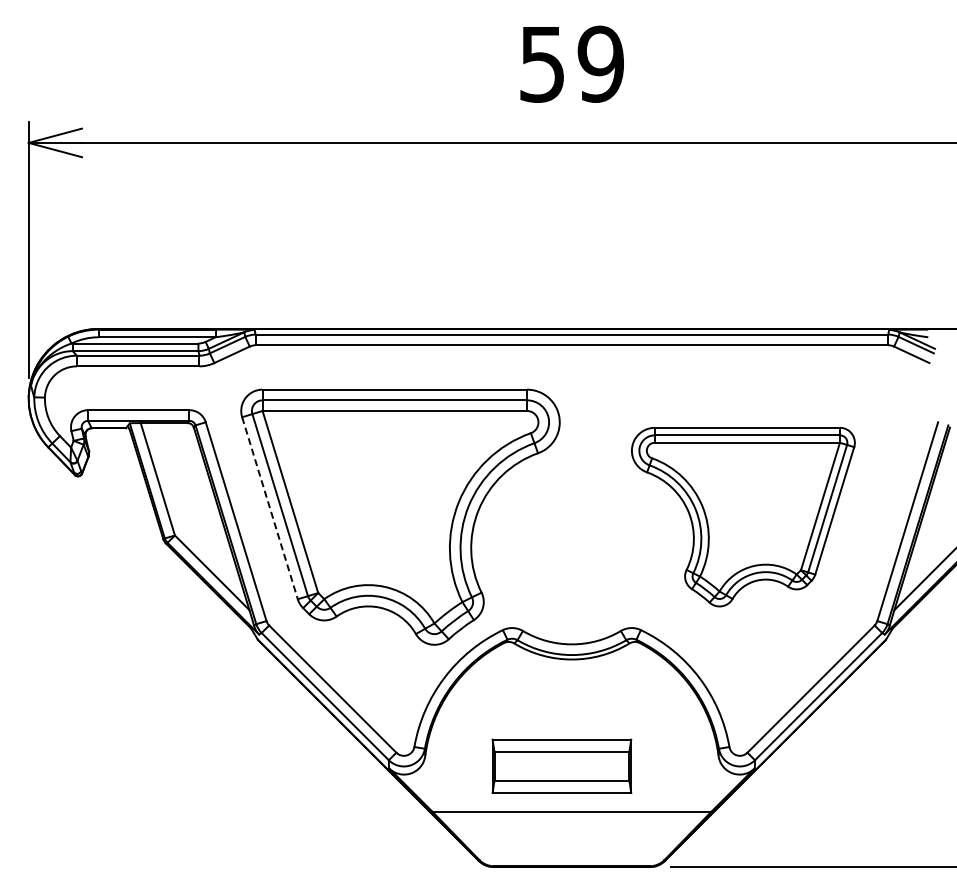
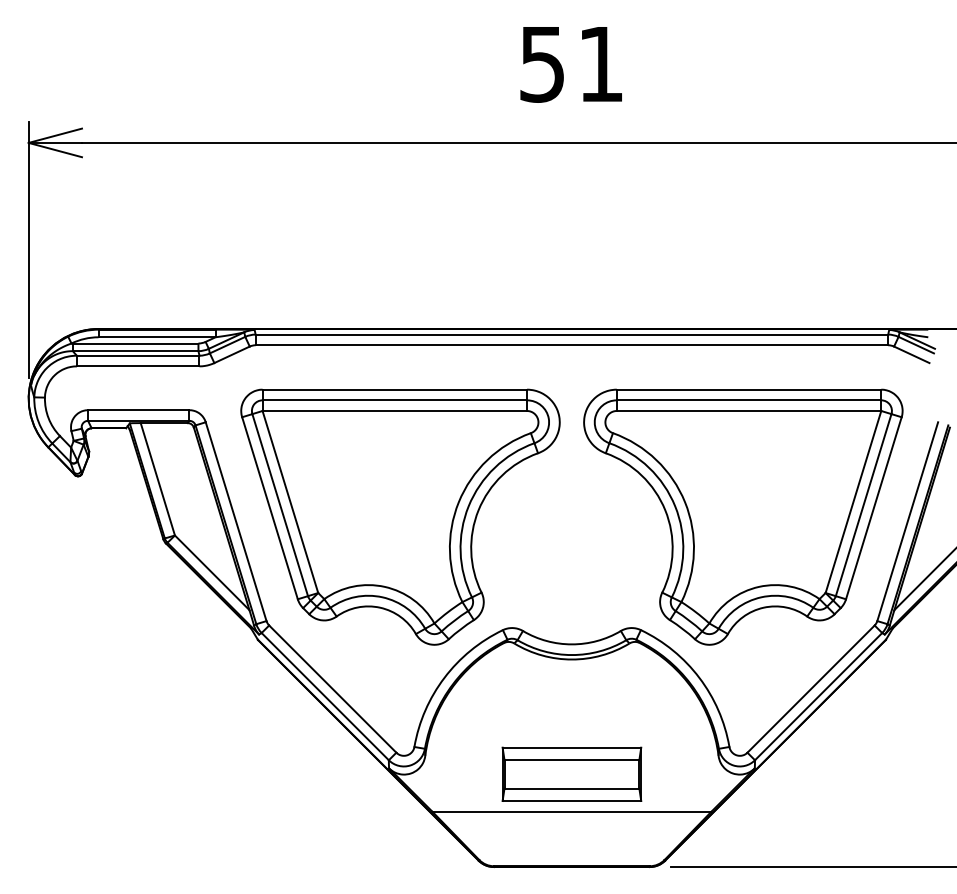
text: 59 -> 51 (600, 63)
line: dashed -> solid (270, 508)
part size: 225x181 px -> 321x258 px (743, 516)
part position: (561, 765) -> (571, 773) (571, 773)
